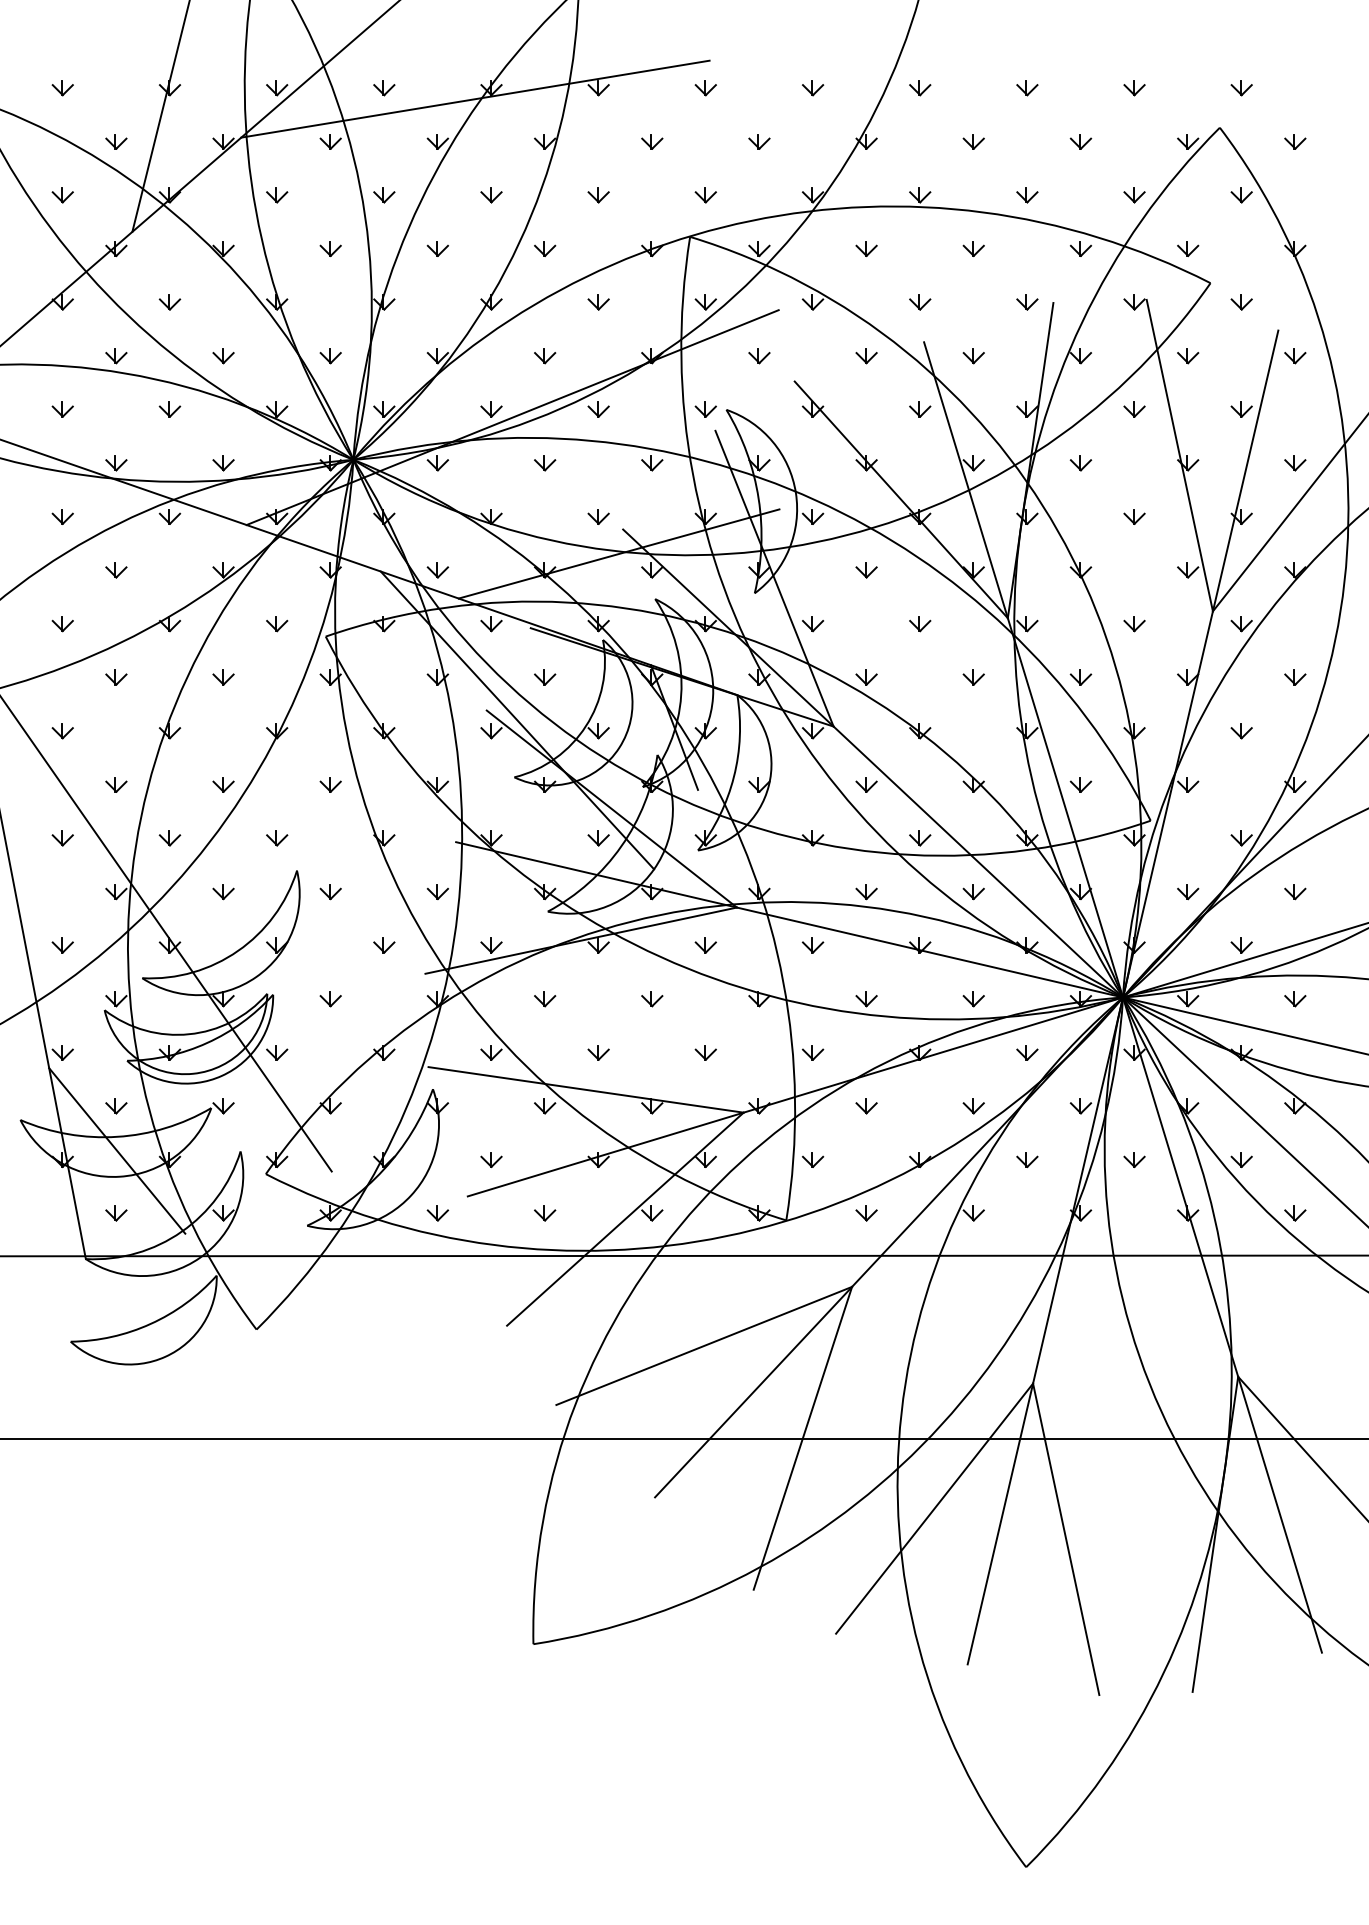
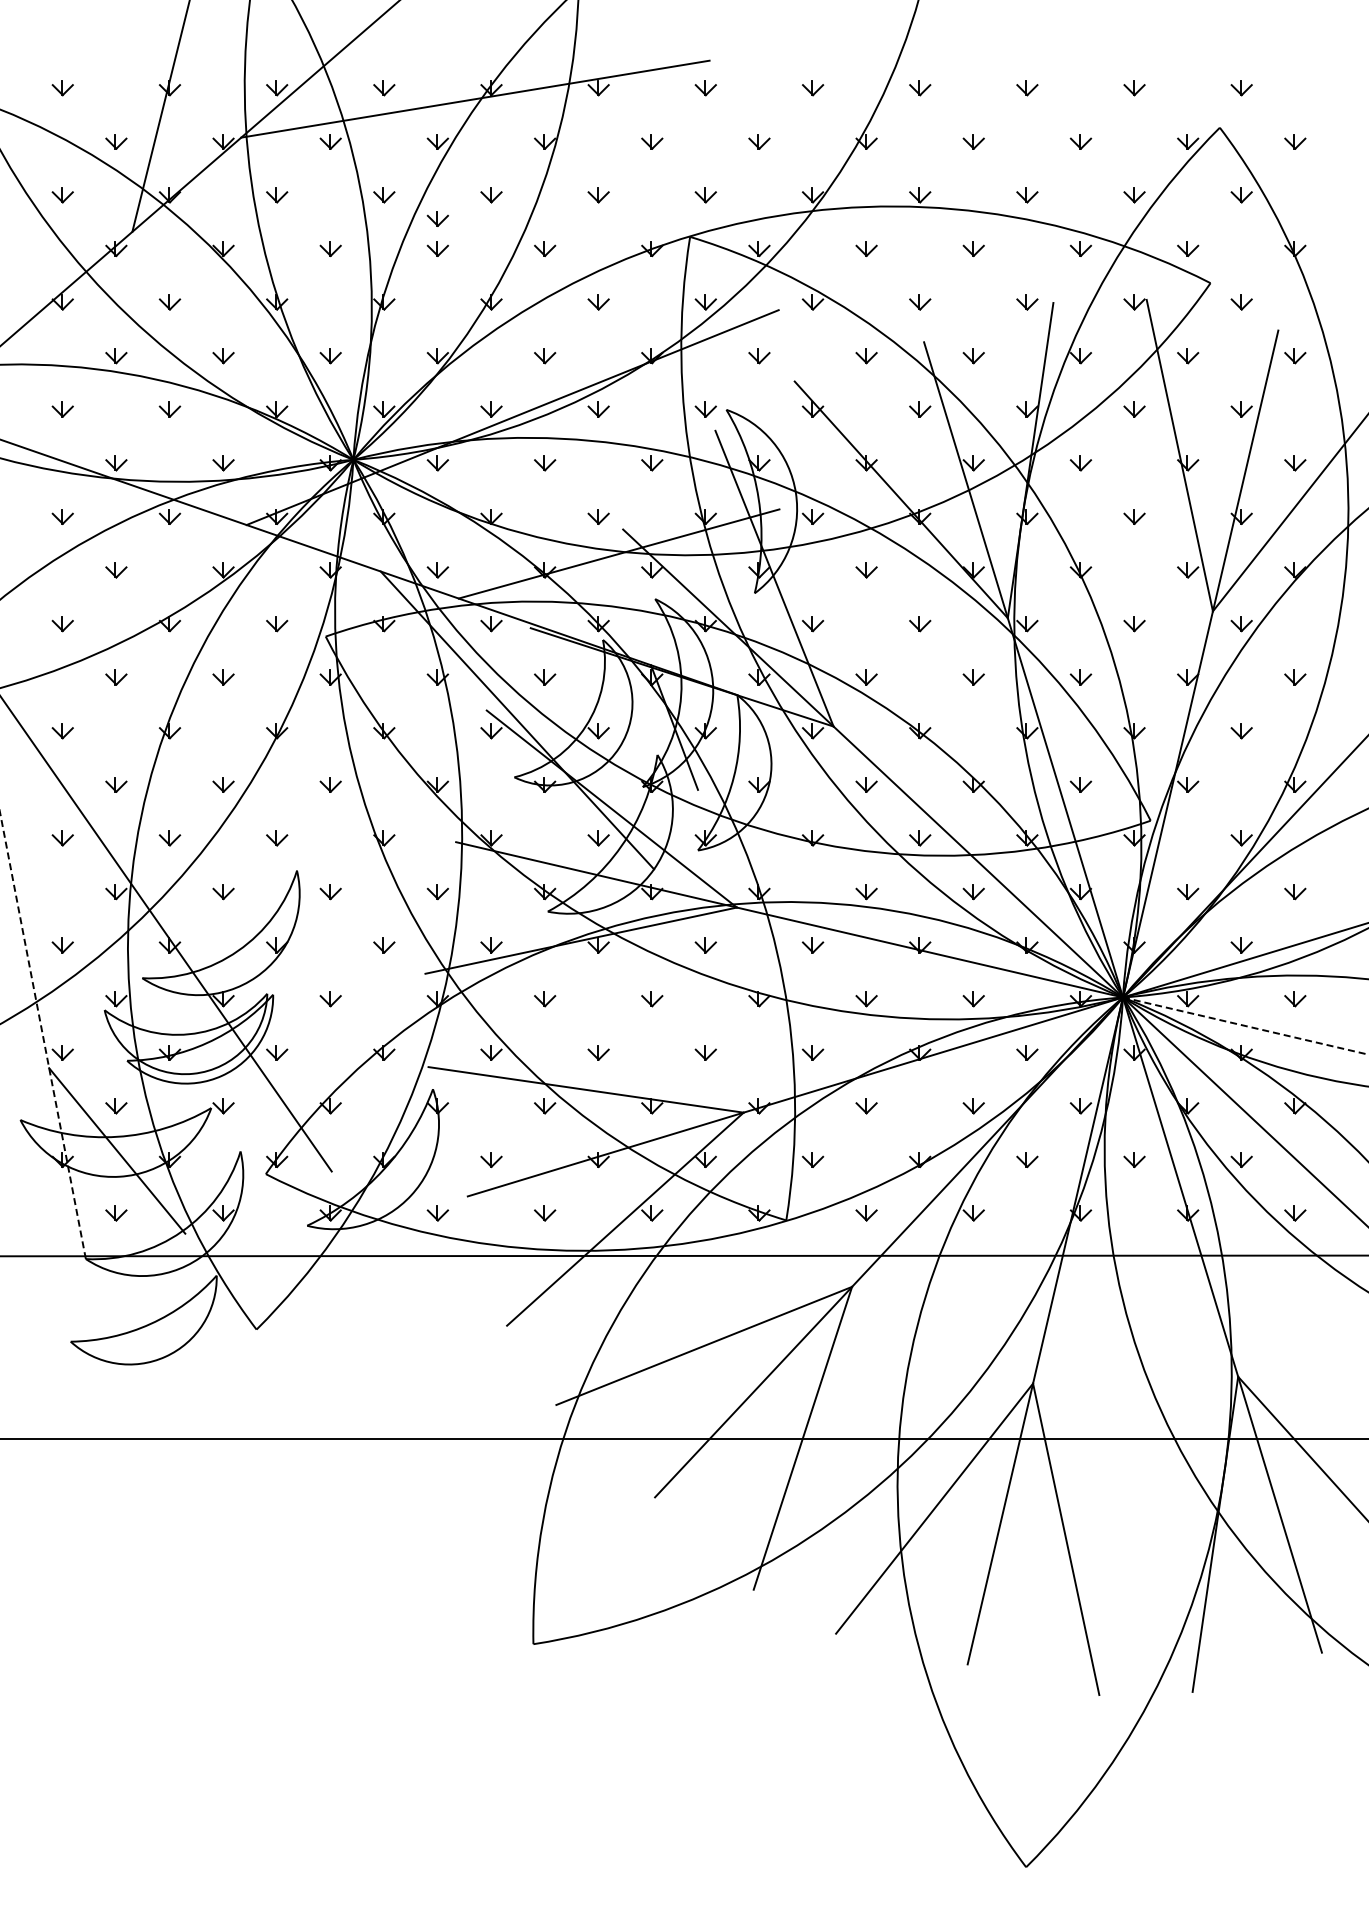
part: none -> present (437, 218)
line: solid -> dashed (1245, 1026)
line: solid -> dashed (42, 1035)
